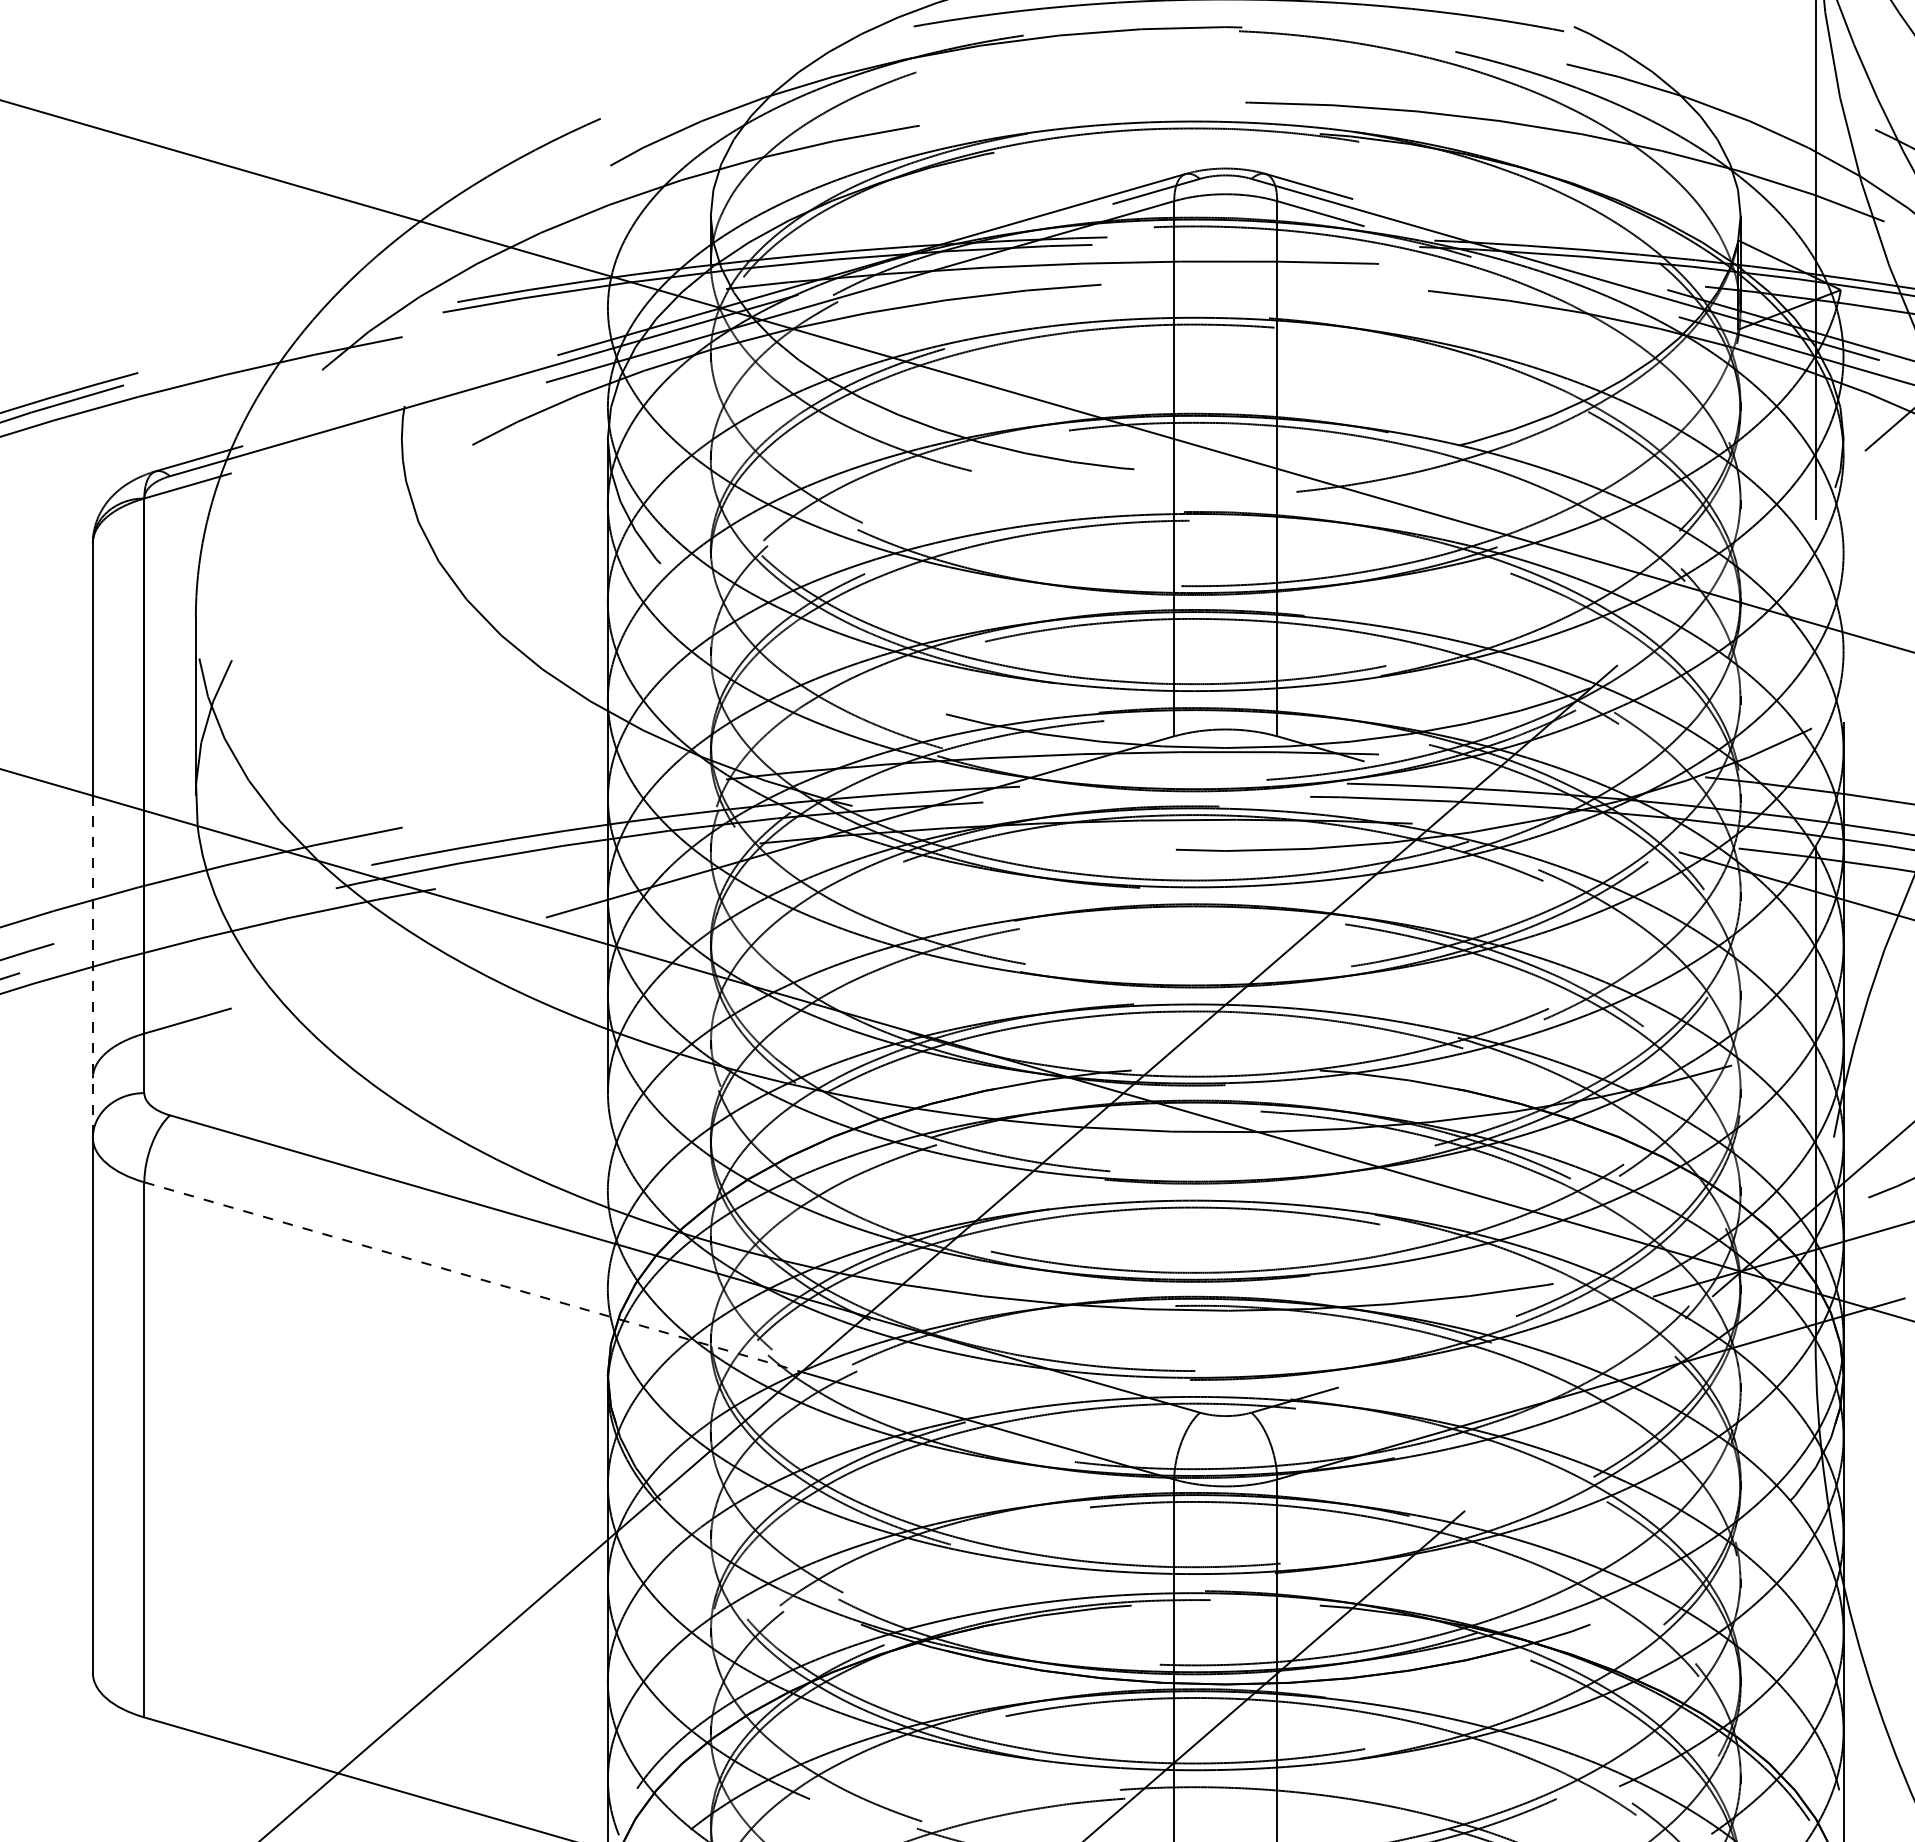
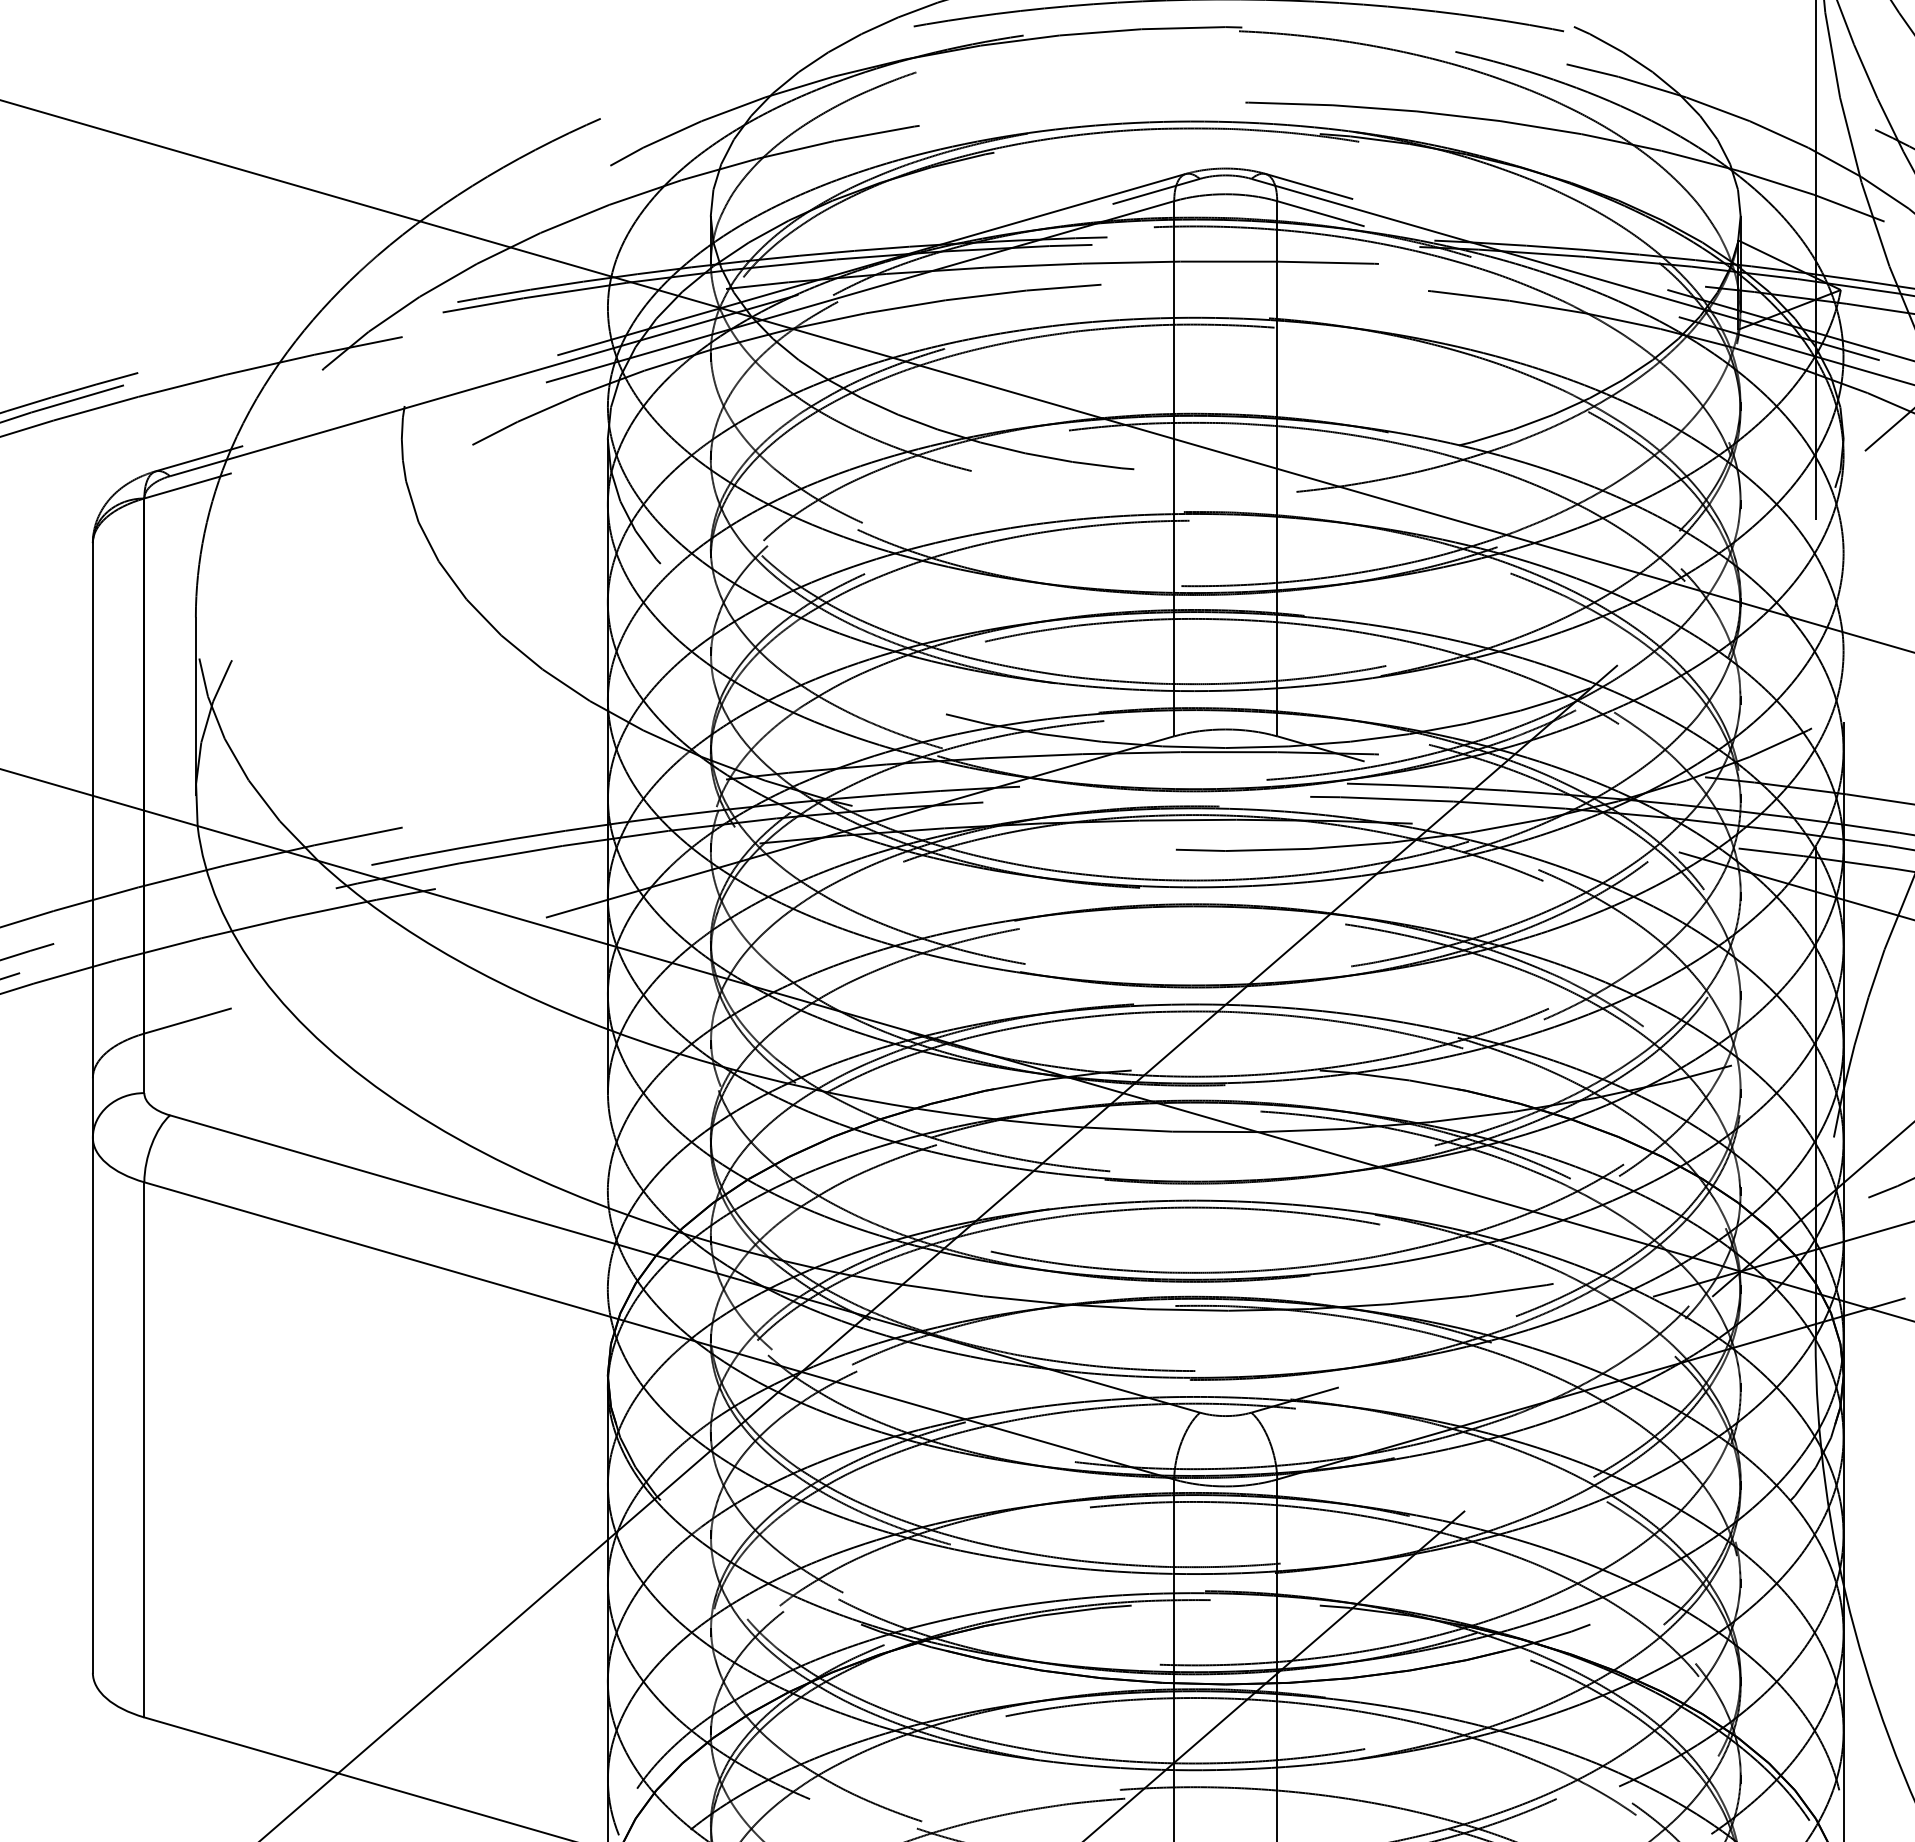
line: dashed -> solid (92, 966)
line: dashed -> solid (473, 1277)
